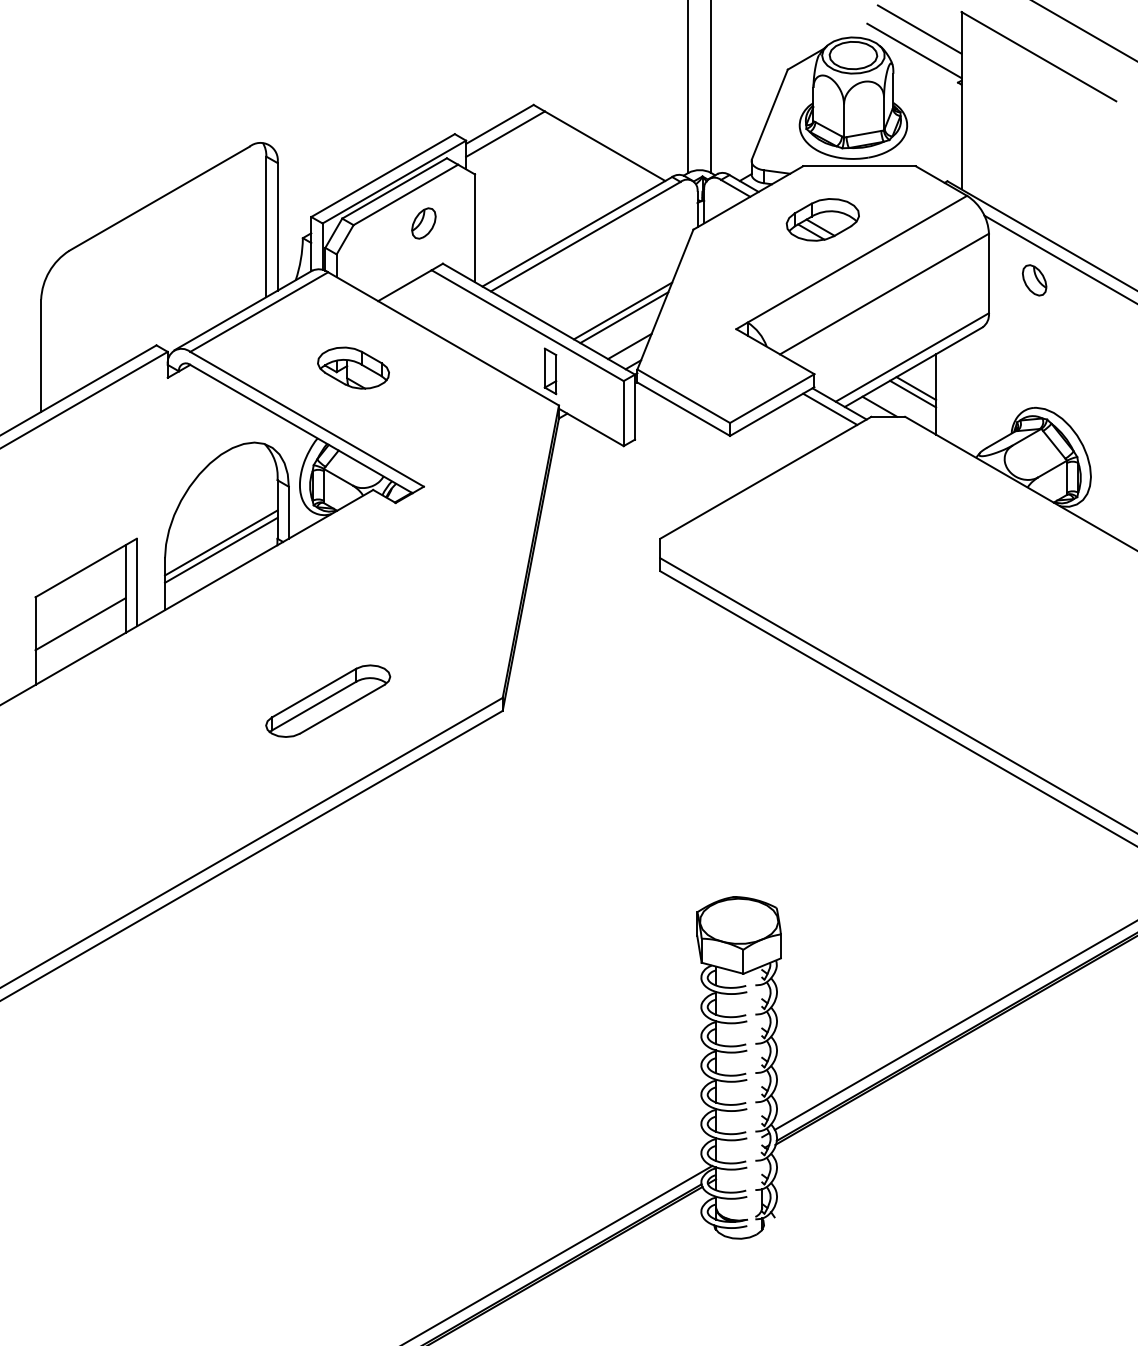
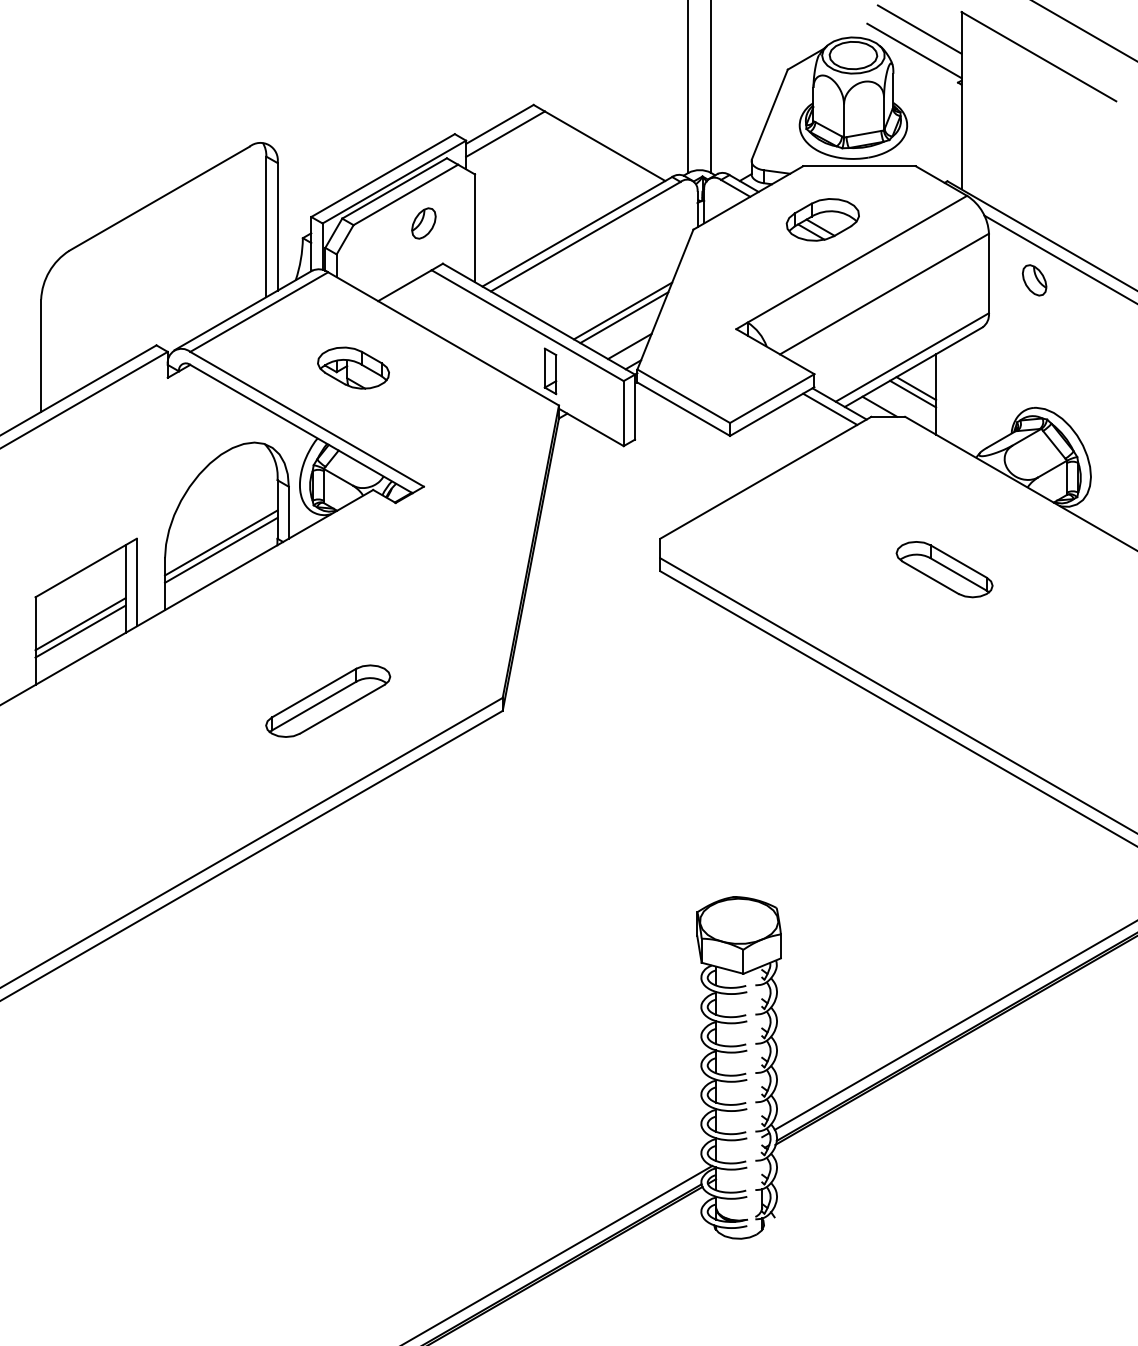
part: none -> present (944, 569)
line: none -> present (80, 631)
